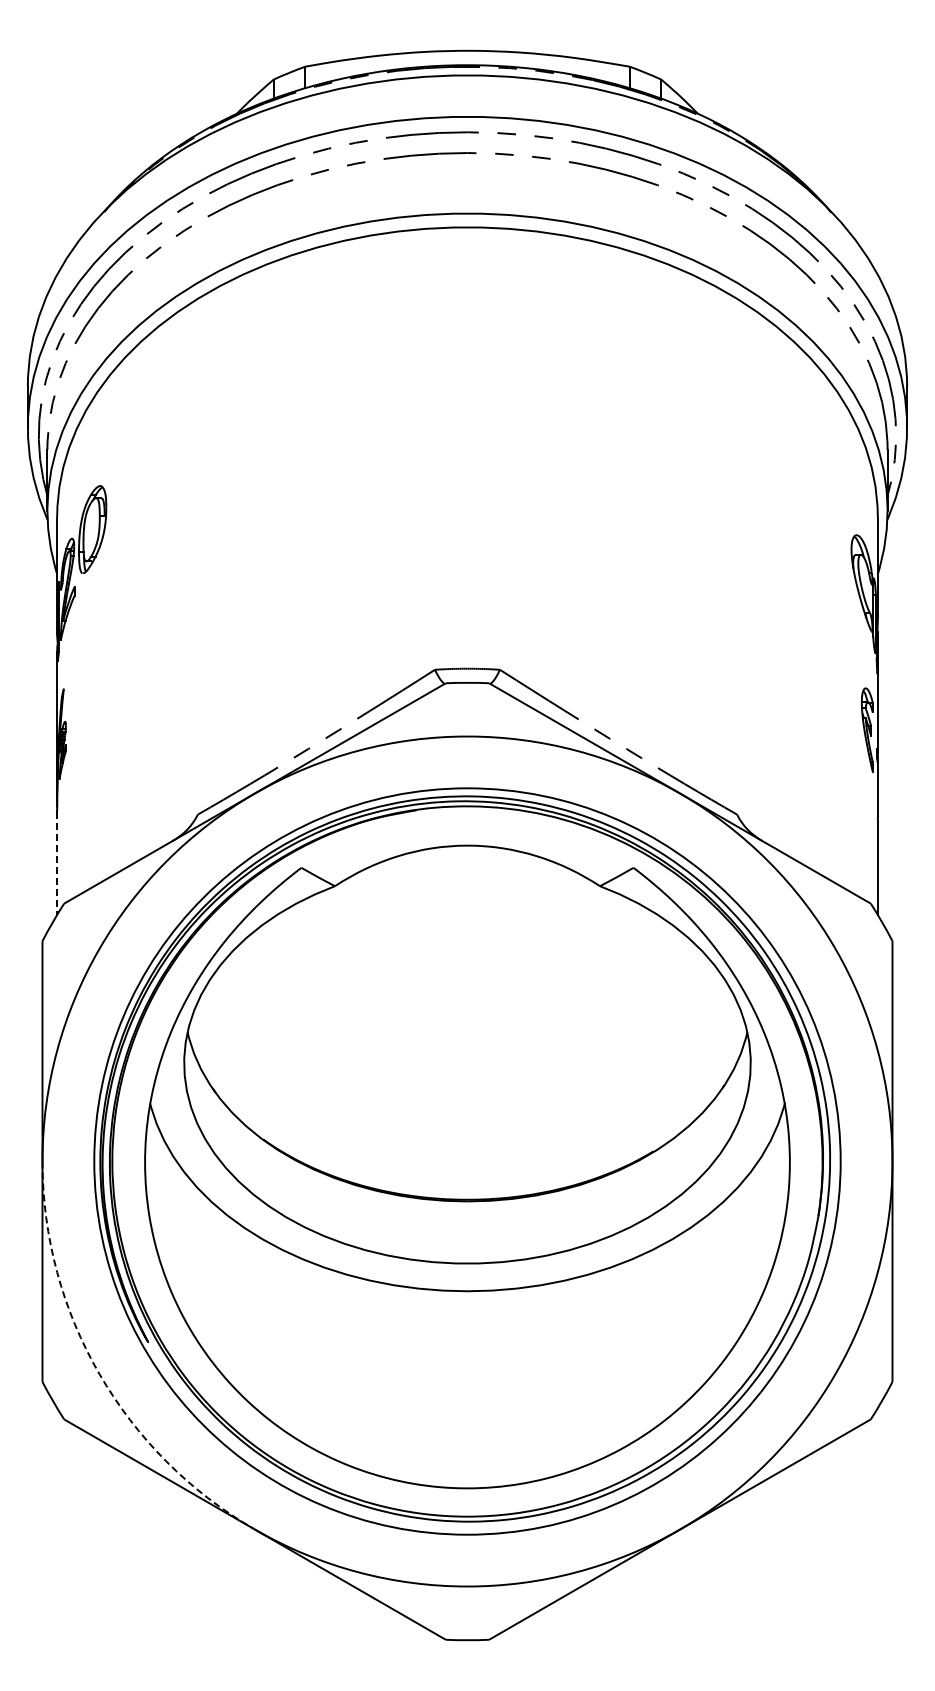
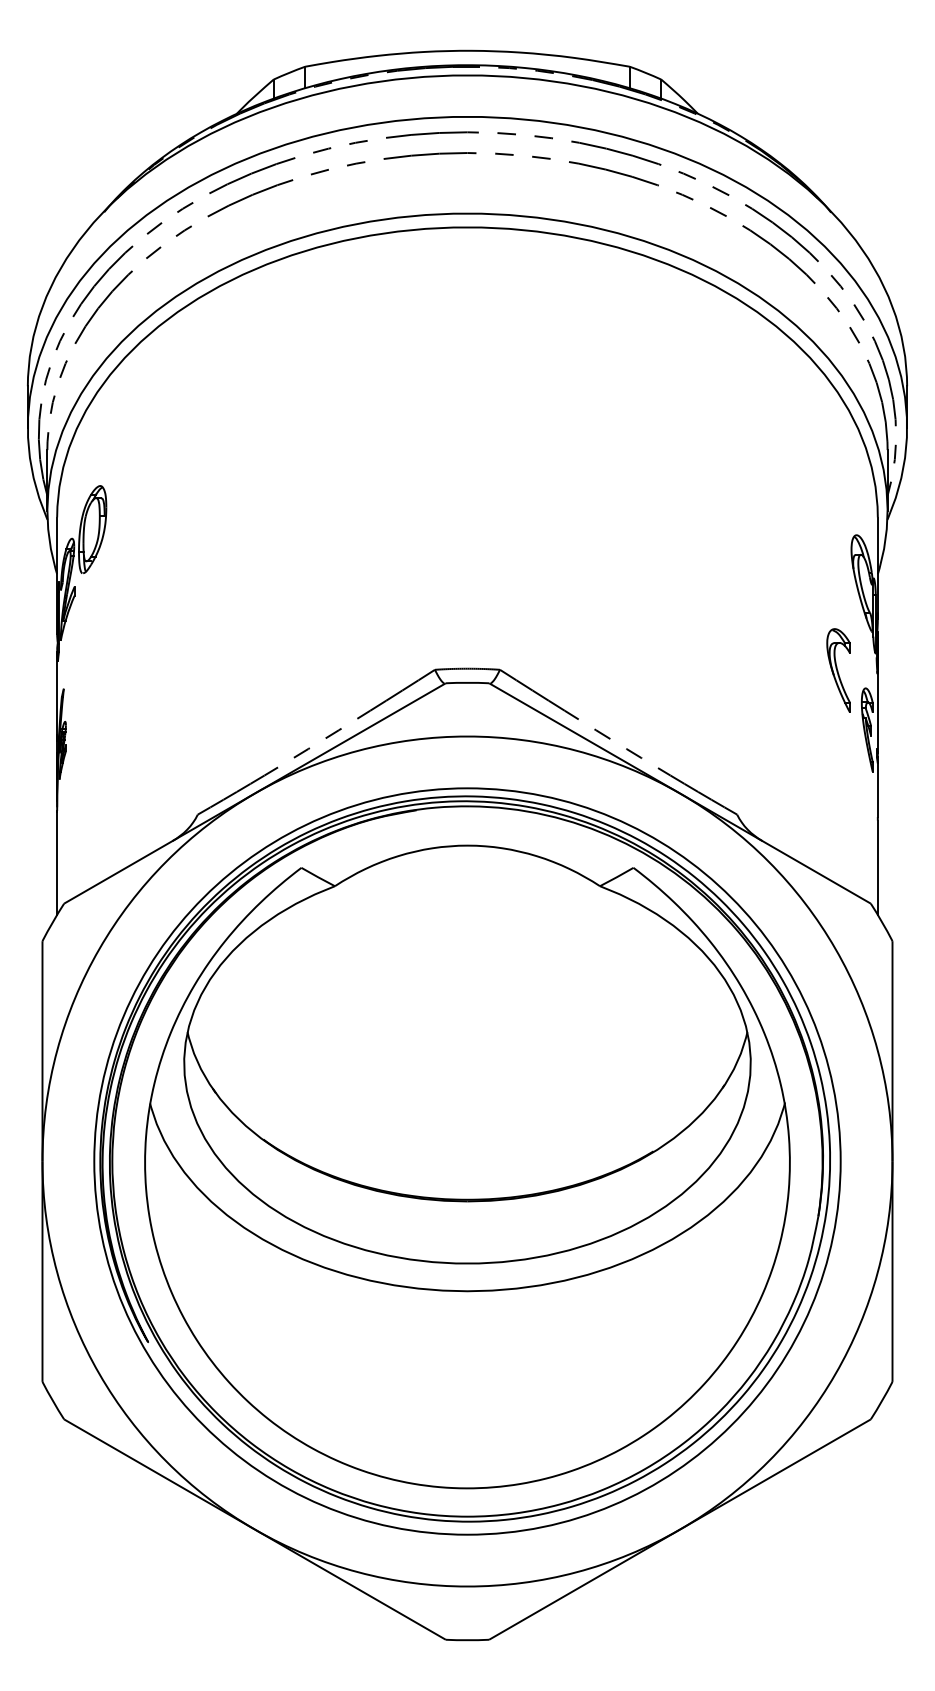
part: none -> present (838, 670)
line: dashed -> solid (57, 863)
arc: dashed -> solid (99, 1374)
